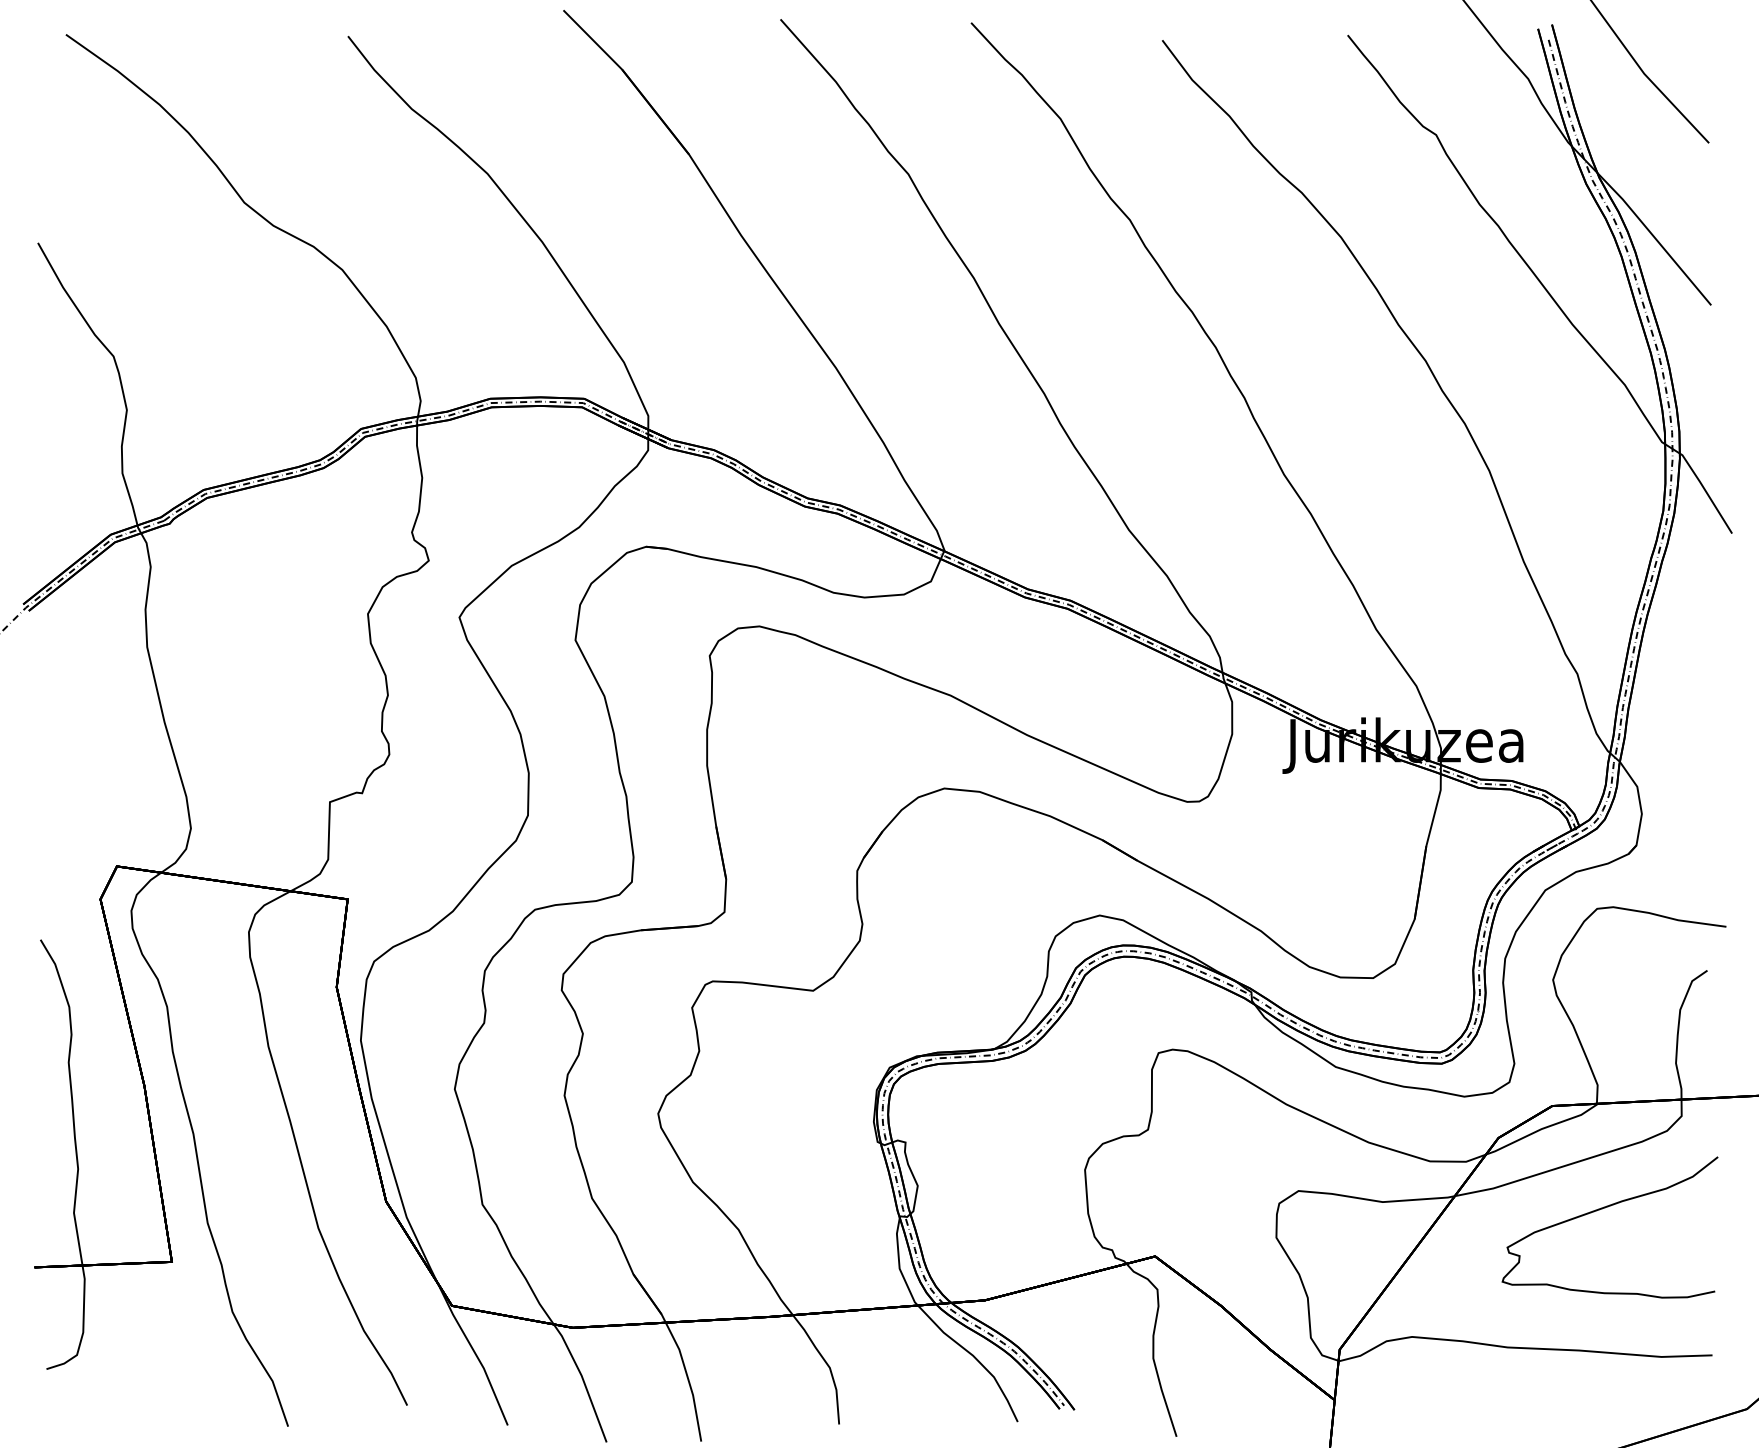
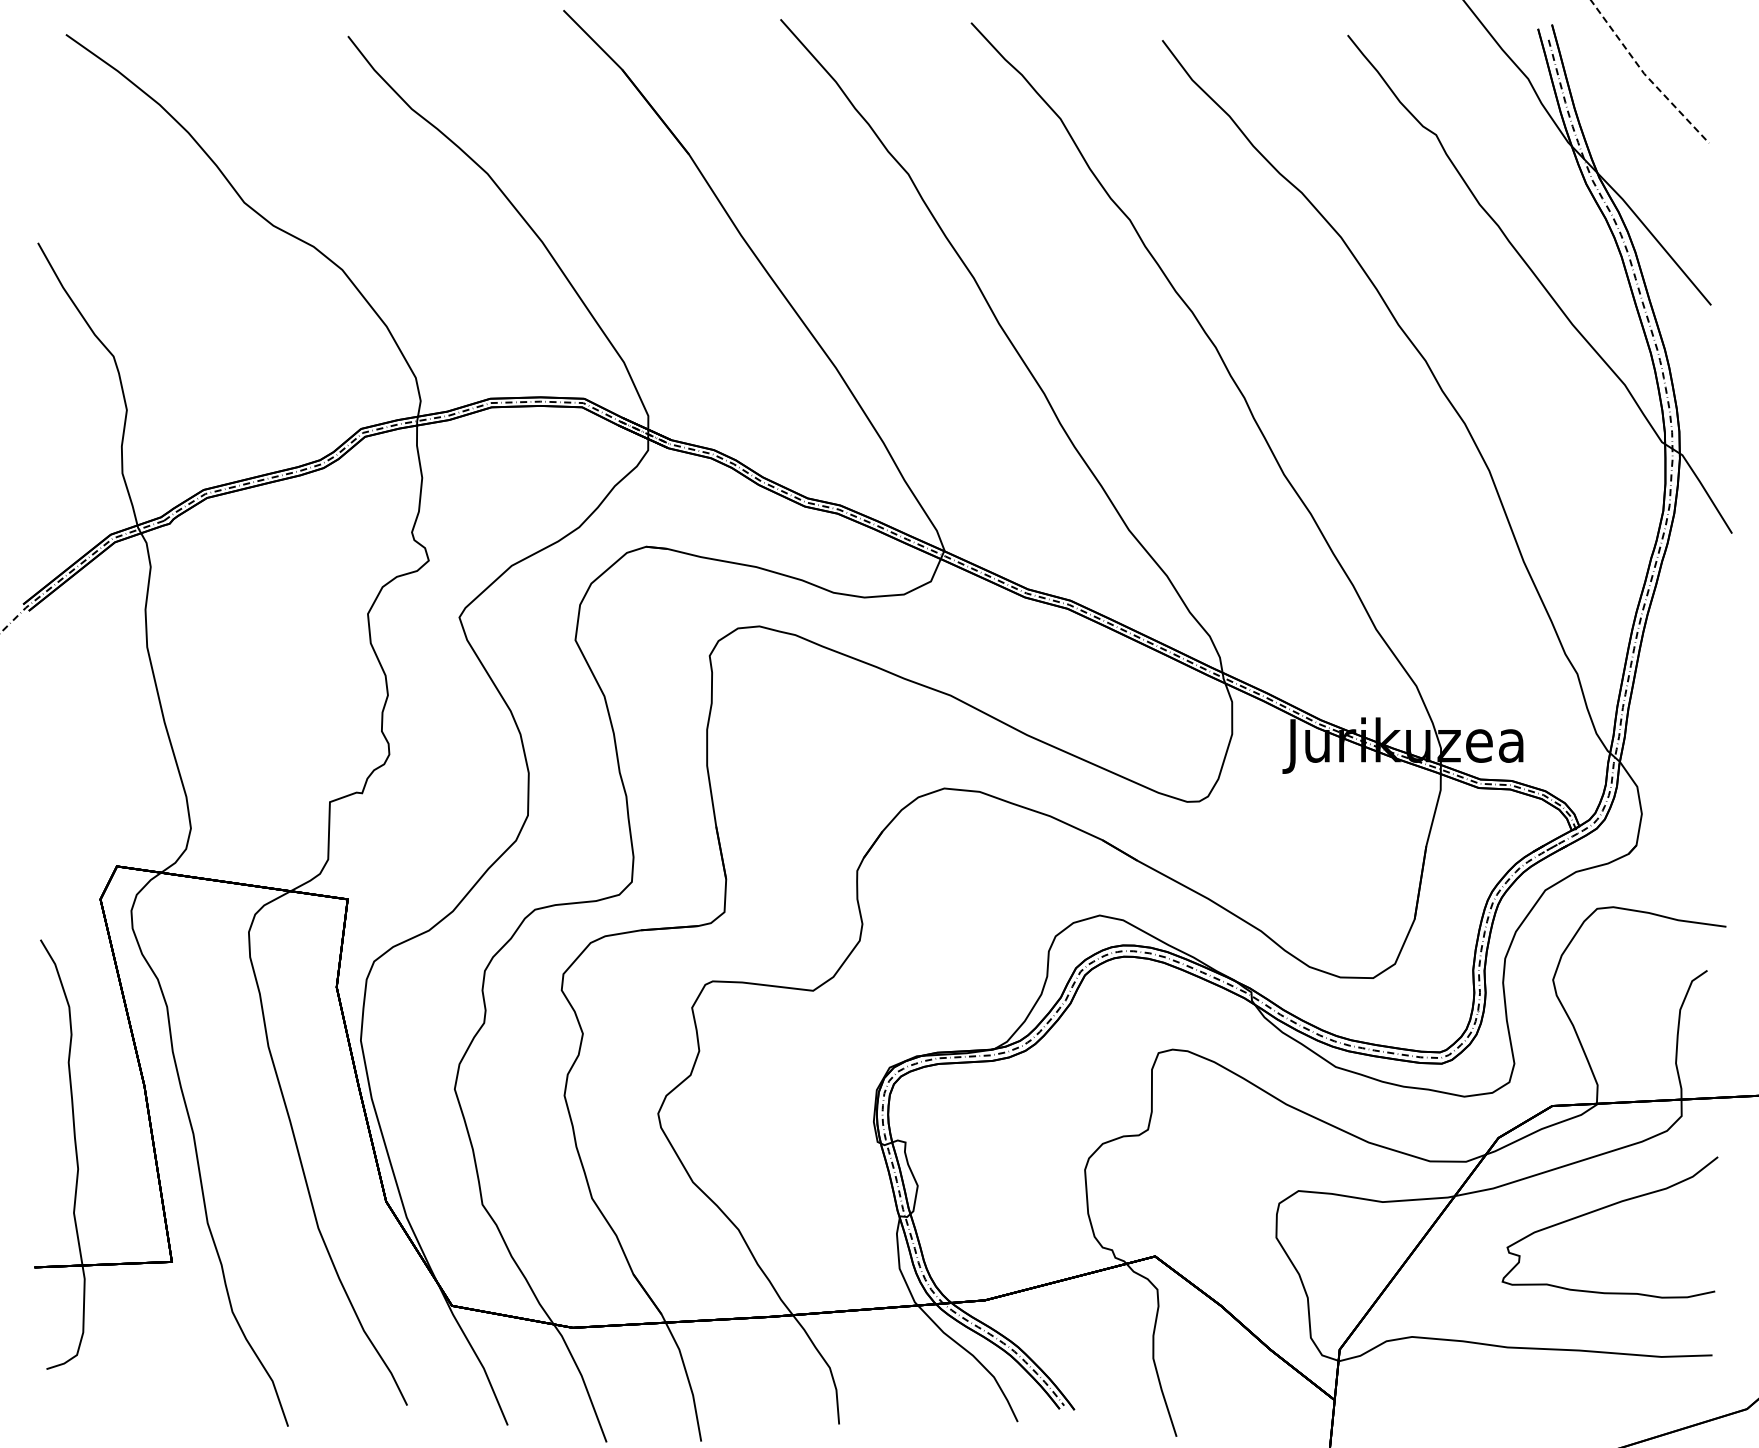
line: solid -> dashed (1645, 75)
